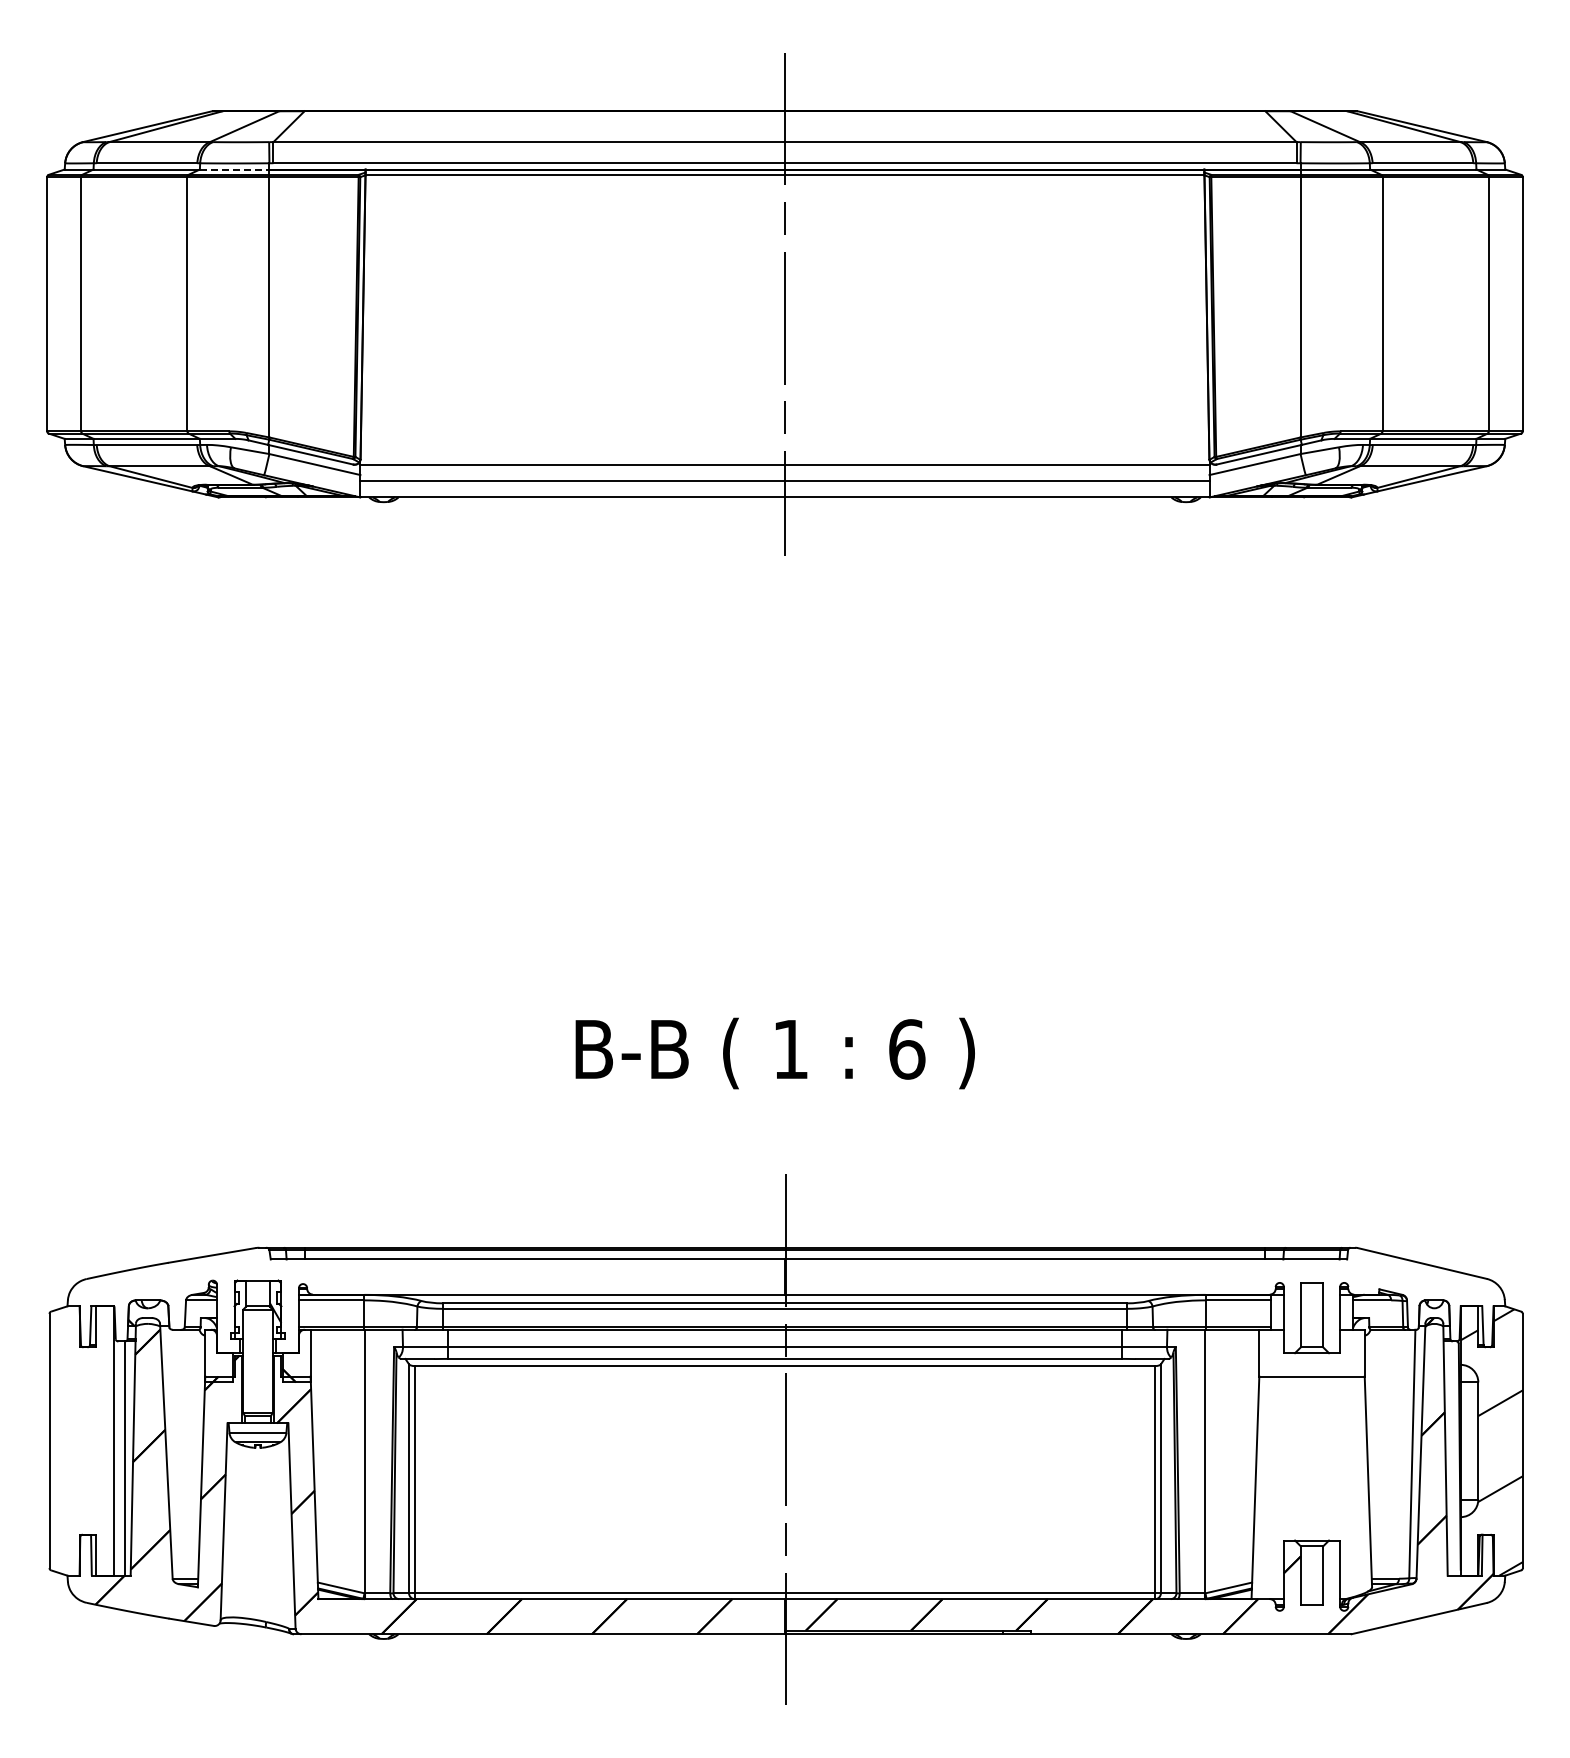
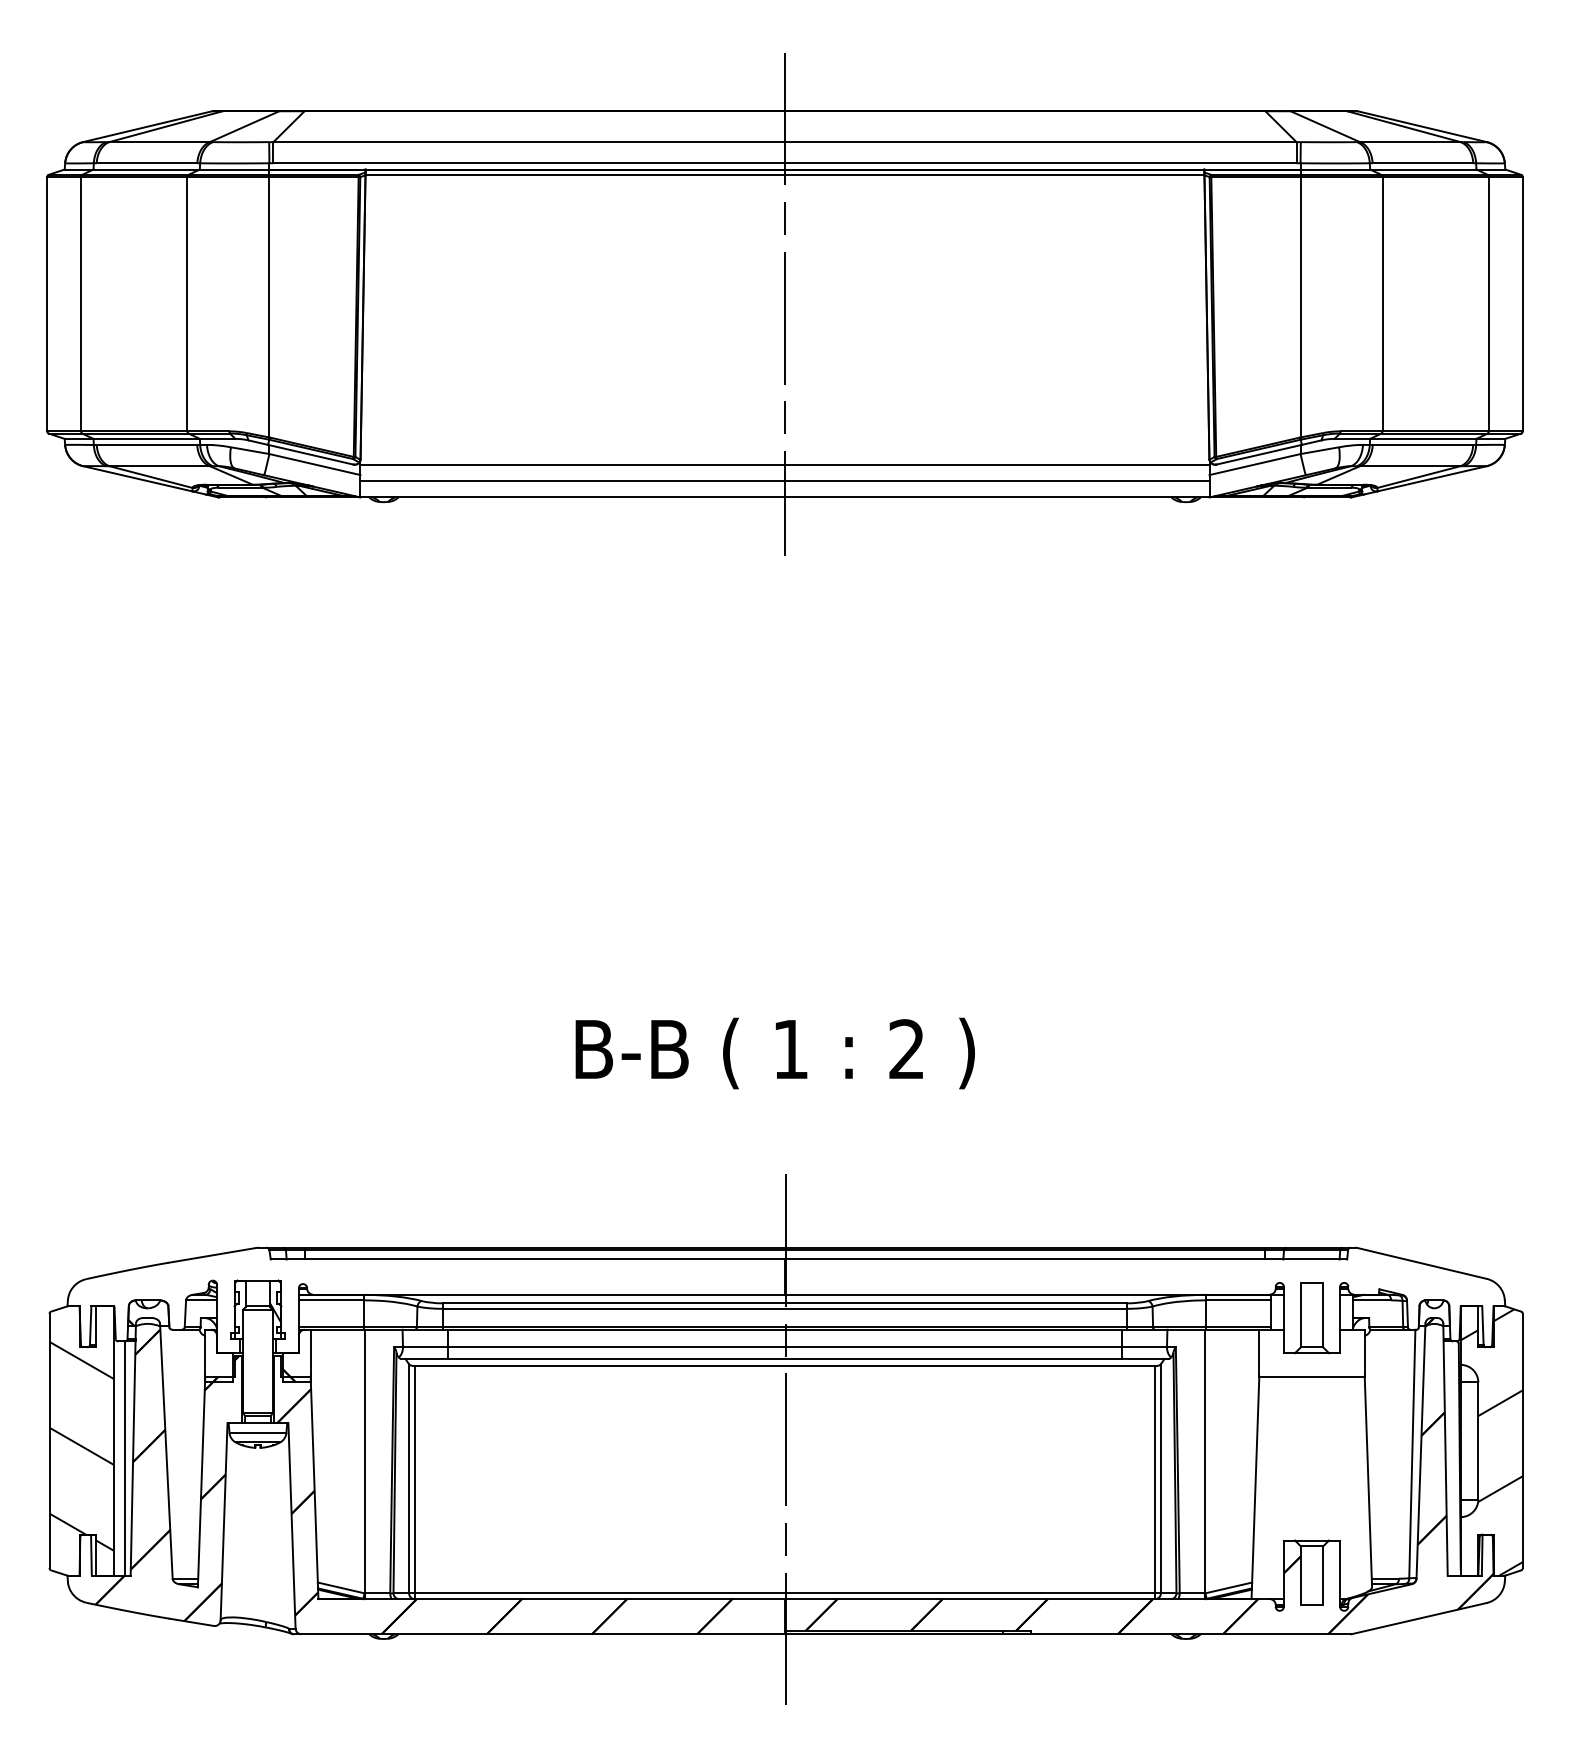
line: dashed -> solid (234, 169)
text: 6 -> 2 (907, 1049)
hatch: none -> present (81, 1446)
